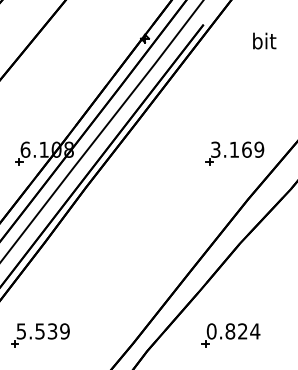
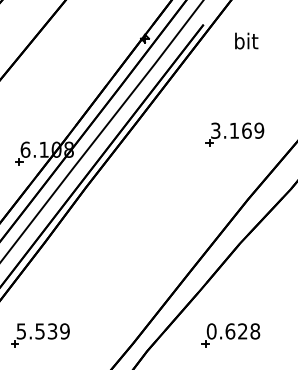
text position: (264, 40) -> (246, 40) (246, 40)
part position: (234, 153) -> (234, 134) (234, 134)
text: 0.824 -> 0.628 (242, 331)
